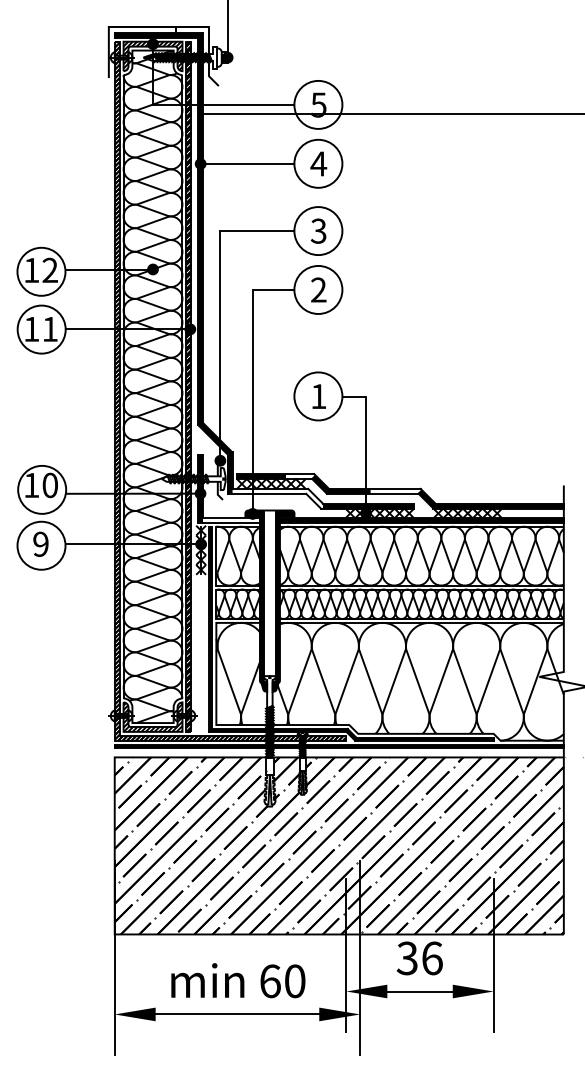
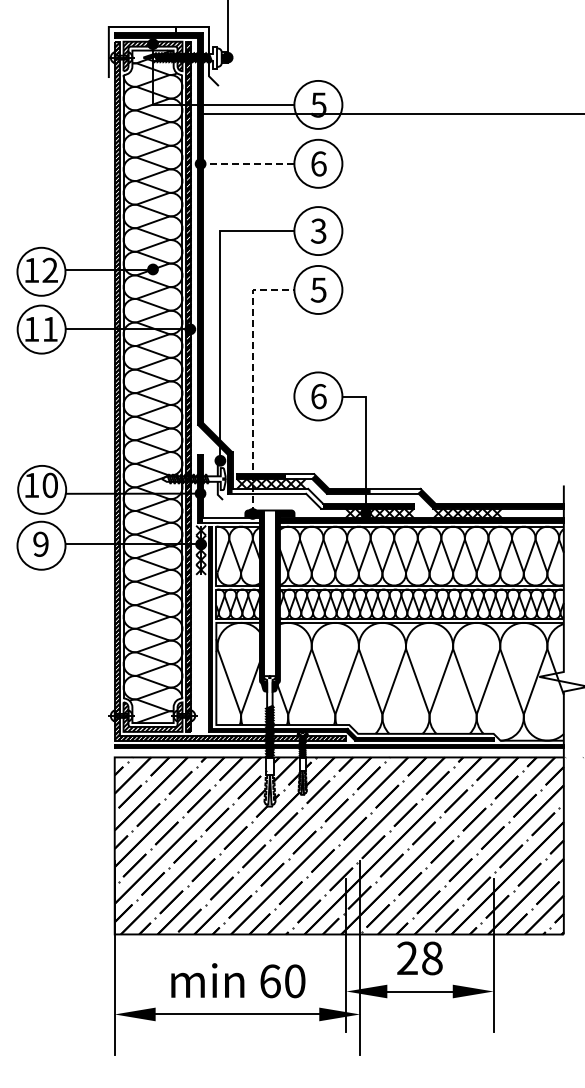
line: solid -> dashed (247, 163)
text: 4 -> 6 (318, 163)
text: 2 -> 5 (318, 289)
line: solid -> dashed (252, 380)
text: 1 -> 6 (318, 396)
text: 36 -> 28 (419, 958)
